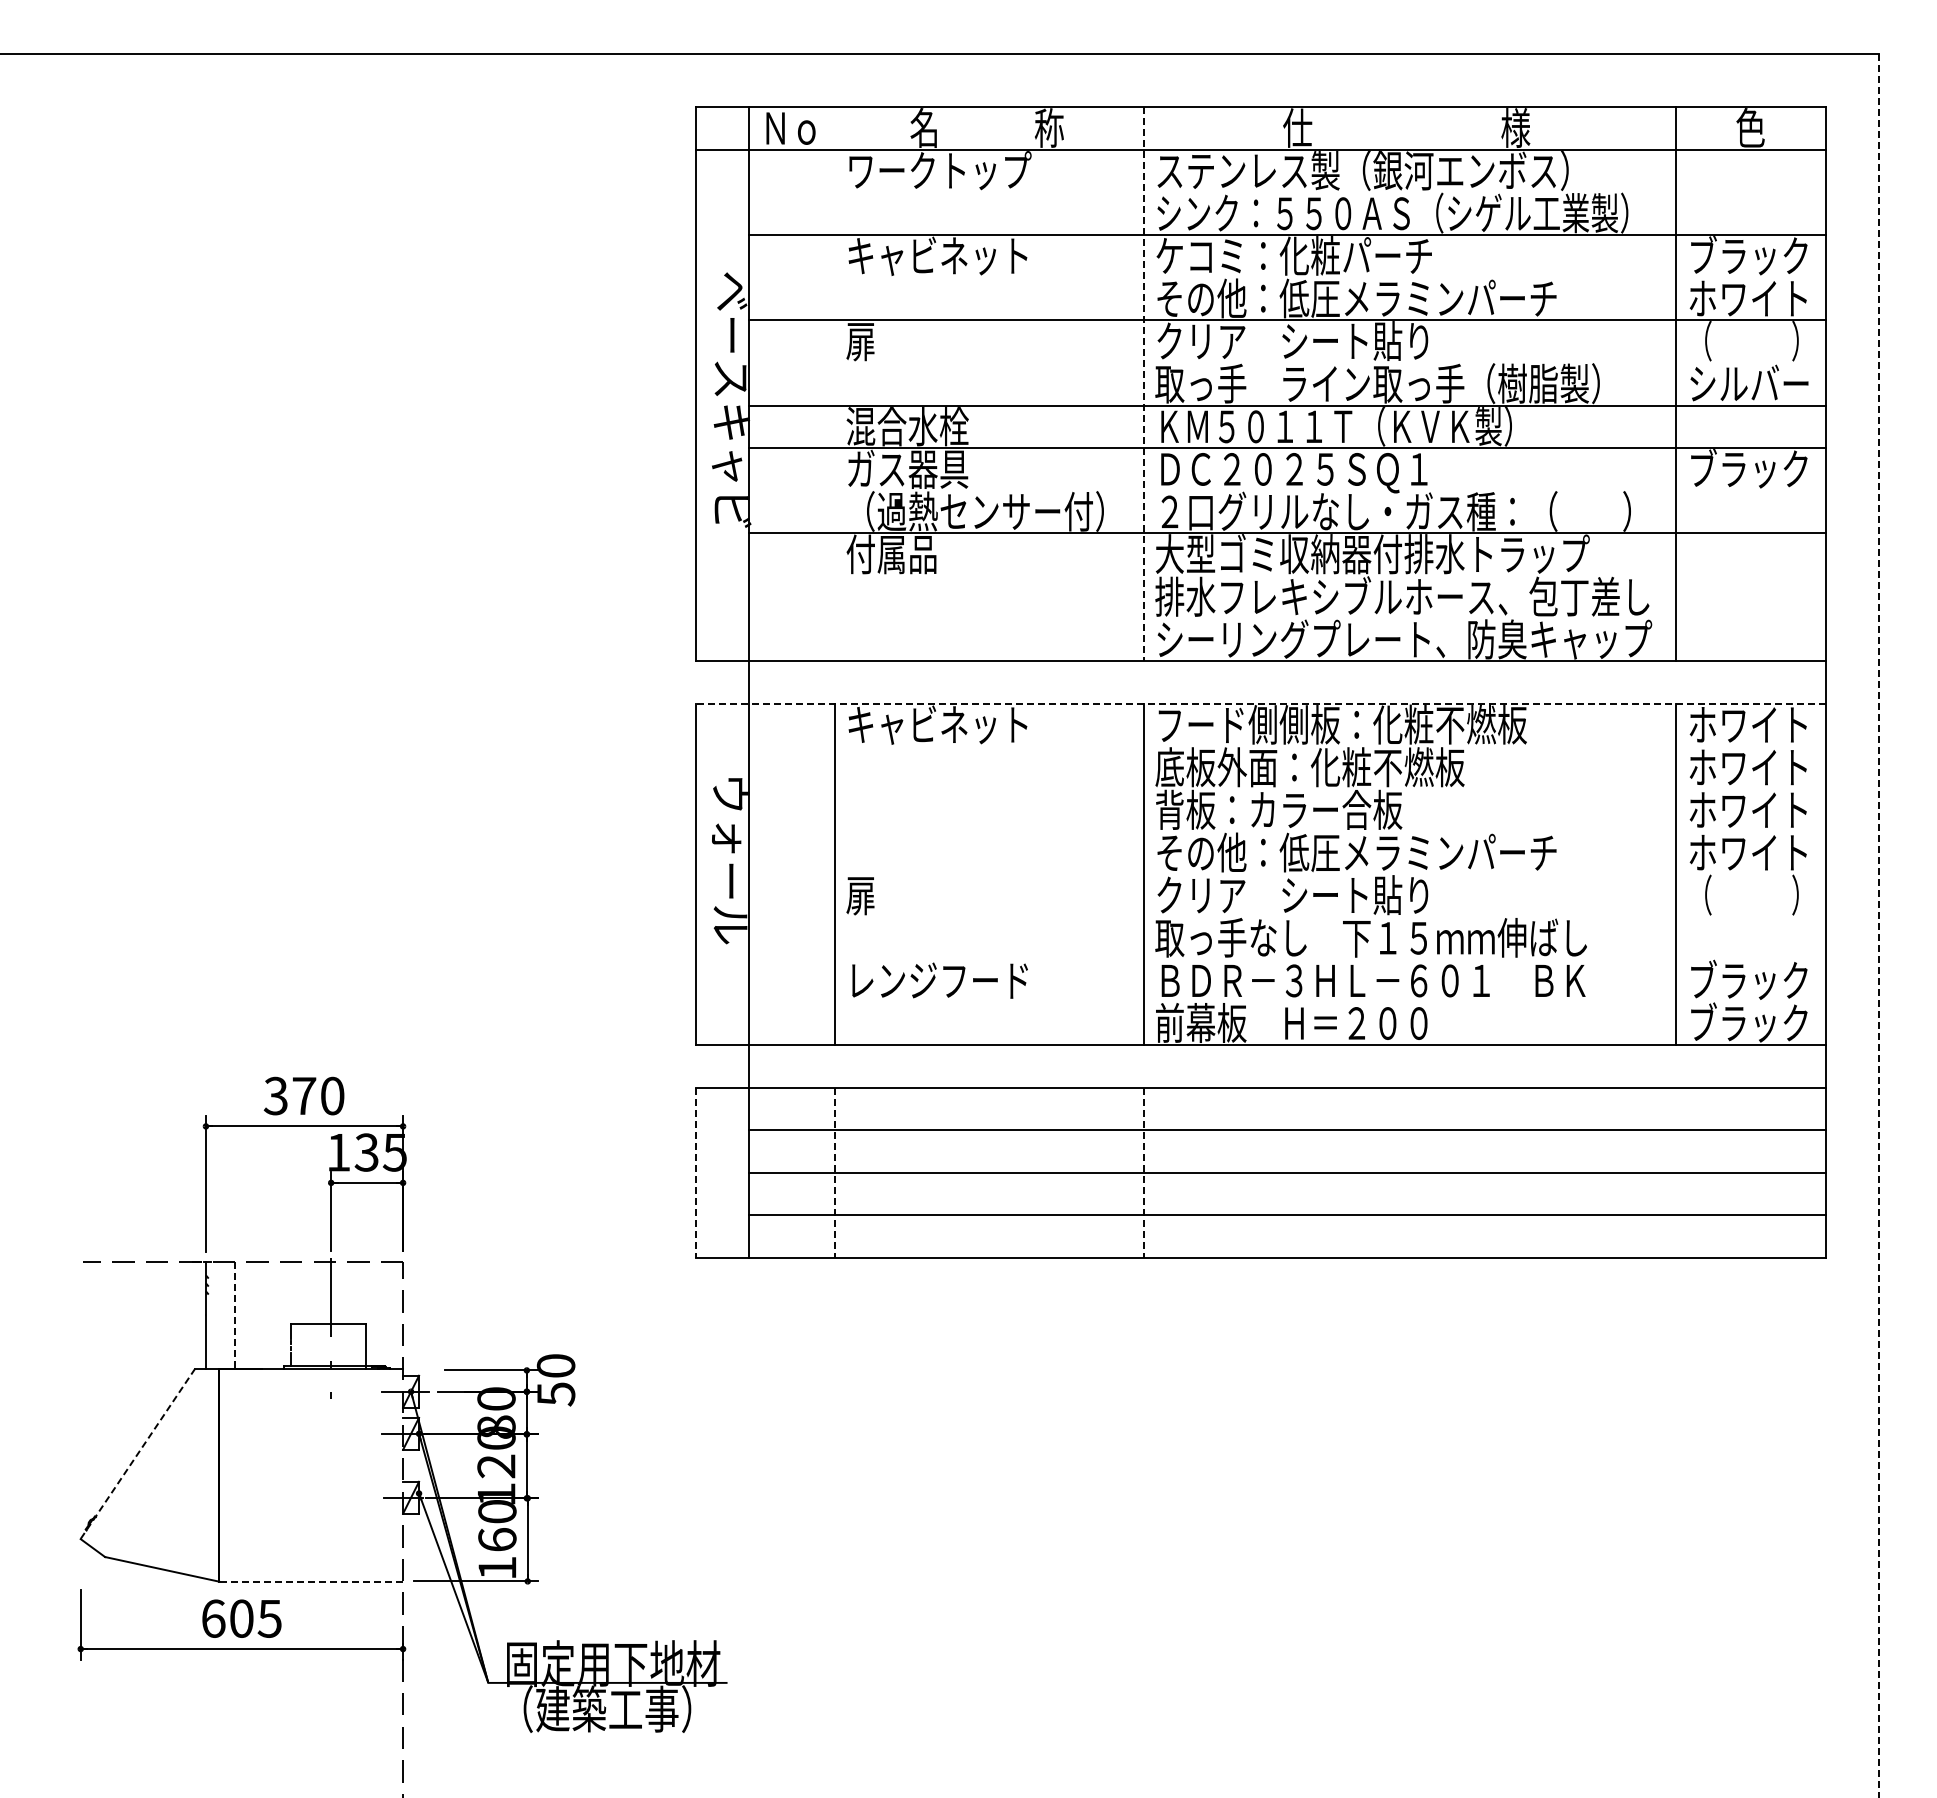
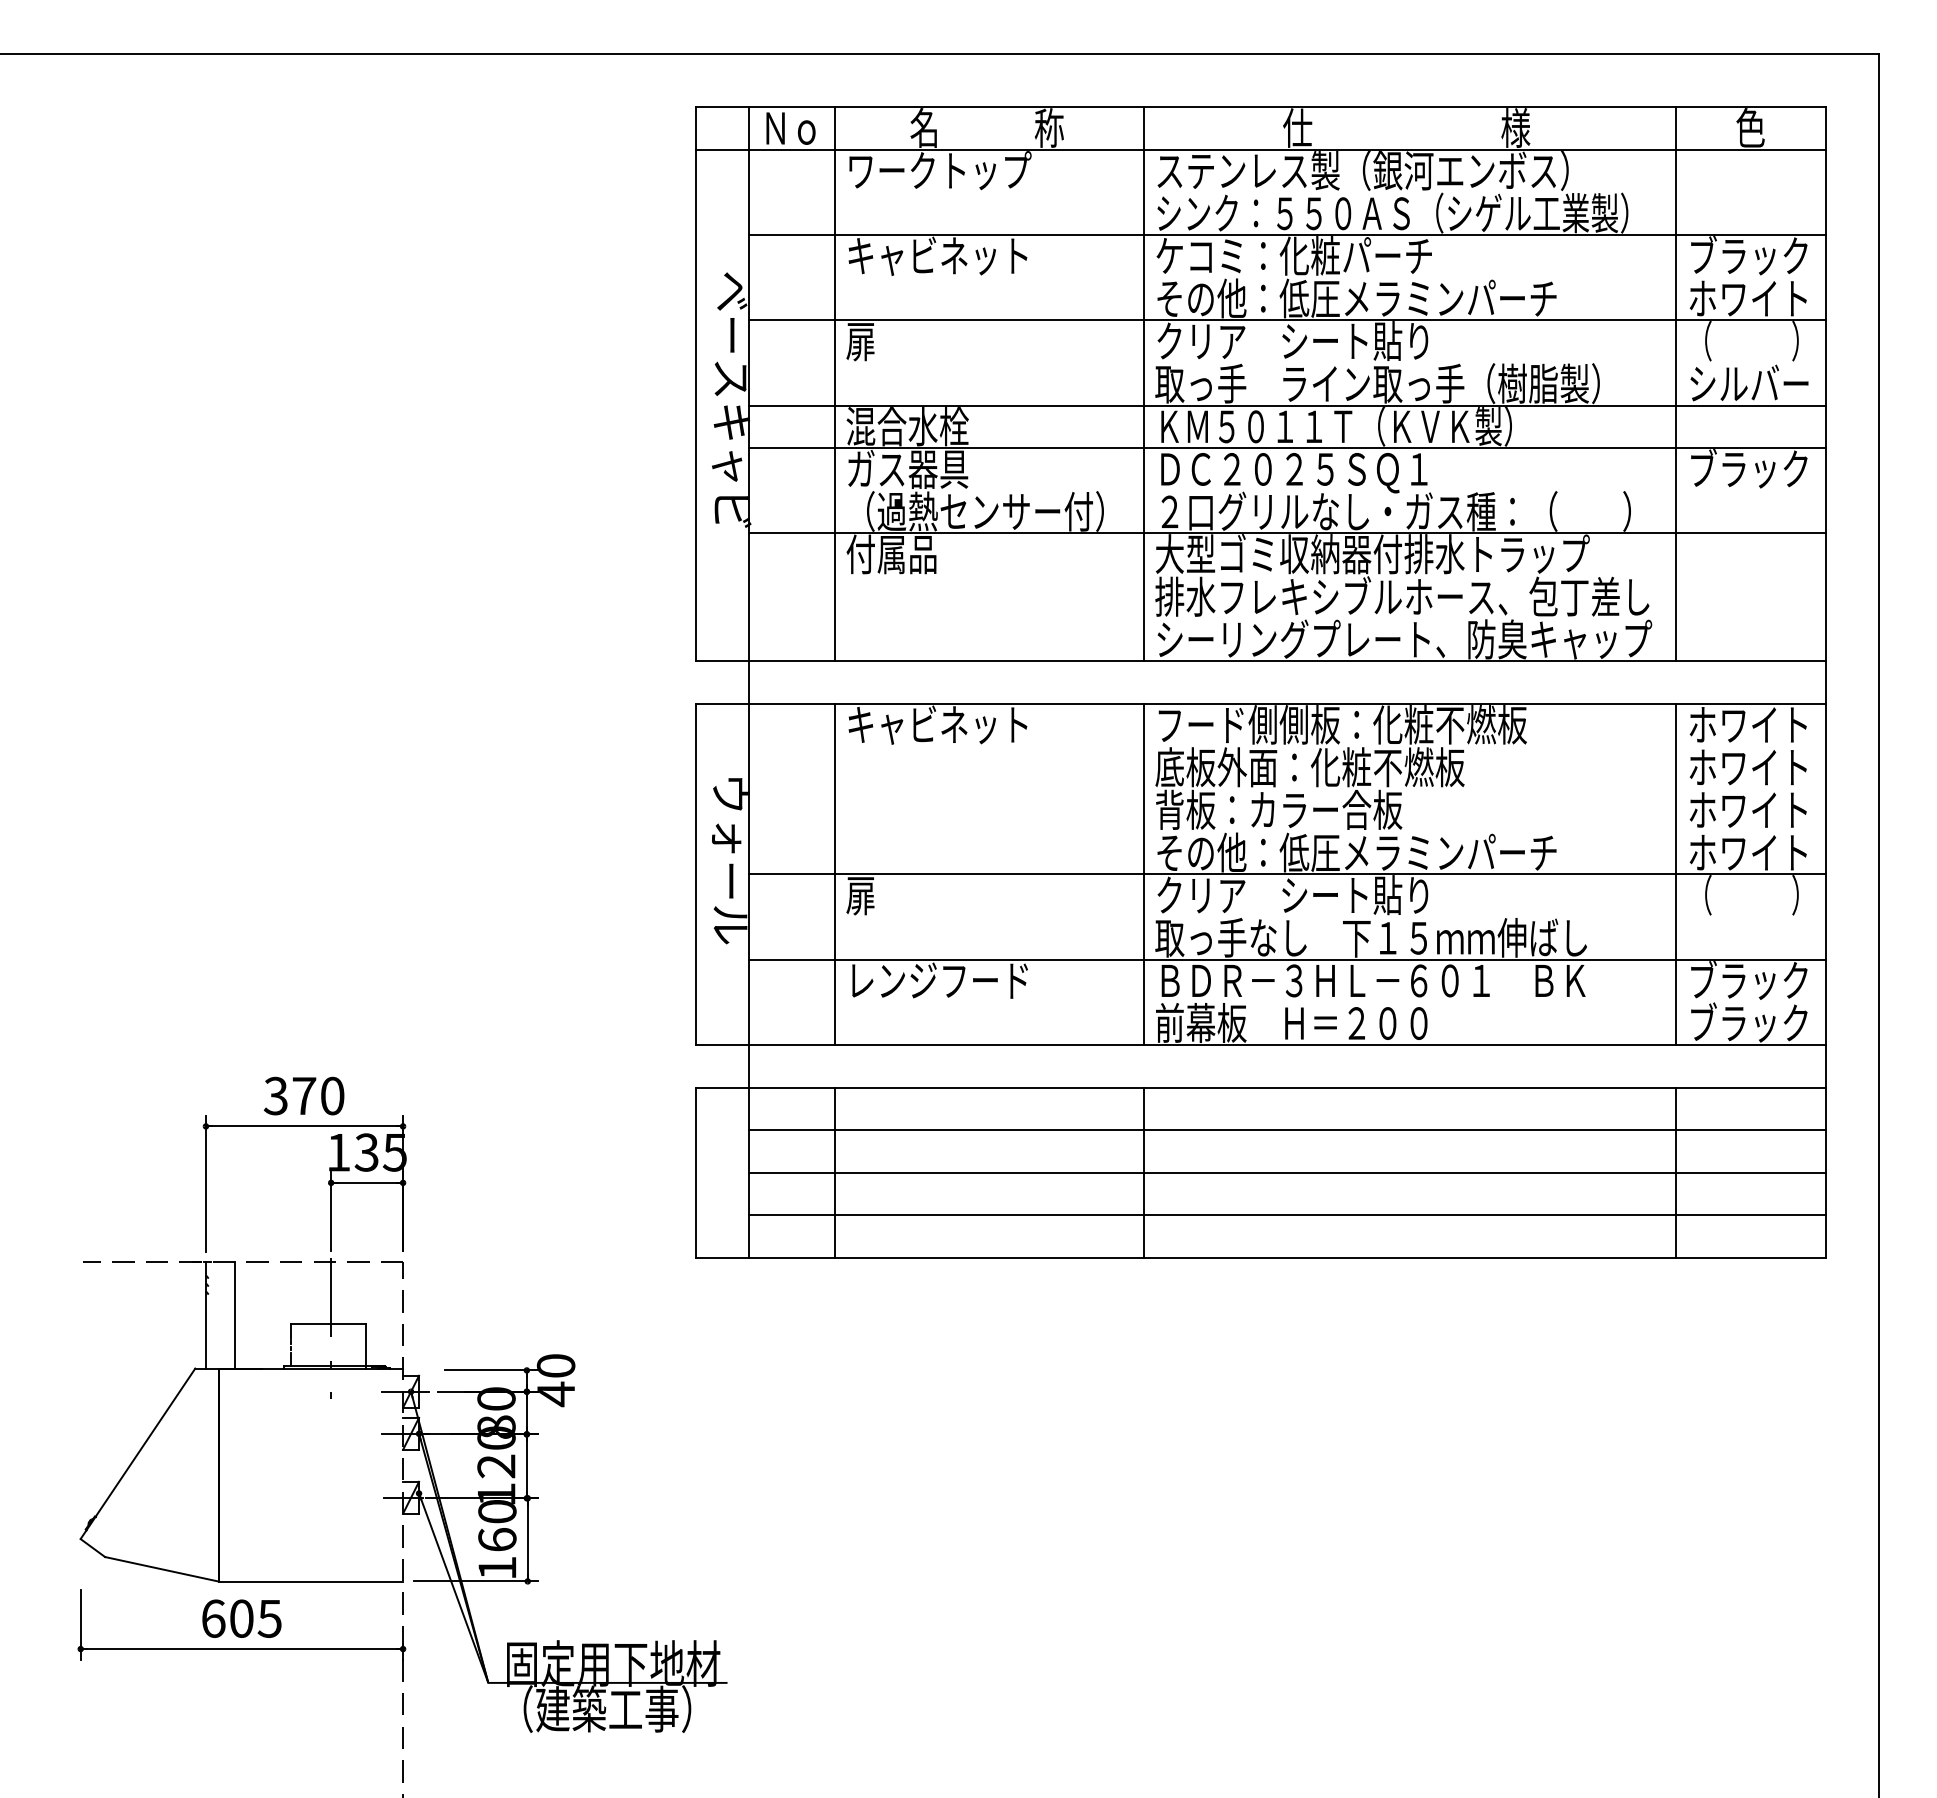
line: none -> present (834, 384)
line: dashed -> solid (1143, 384)
line: dashed -> solid (1260, 703)
line: none -> present (1287, 874)
line: dashed -> solid (1878, 925)
line: none -> present (1287, 959)
line: none -> present (1676, 1172)
line: dashed -> solid (696, 1173)
line: dashed -> solid (834, 1173)
line: dashed -> solid (1143, 1173)
line: dashed -> solid (235, 1315)
text: 50 -> 40 (556, 1394)
line: dashed -> solid (138, 1453)
line: dashed -> solid (311, 1581)
